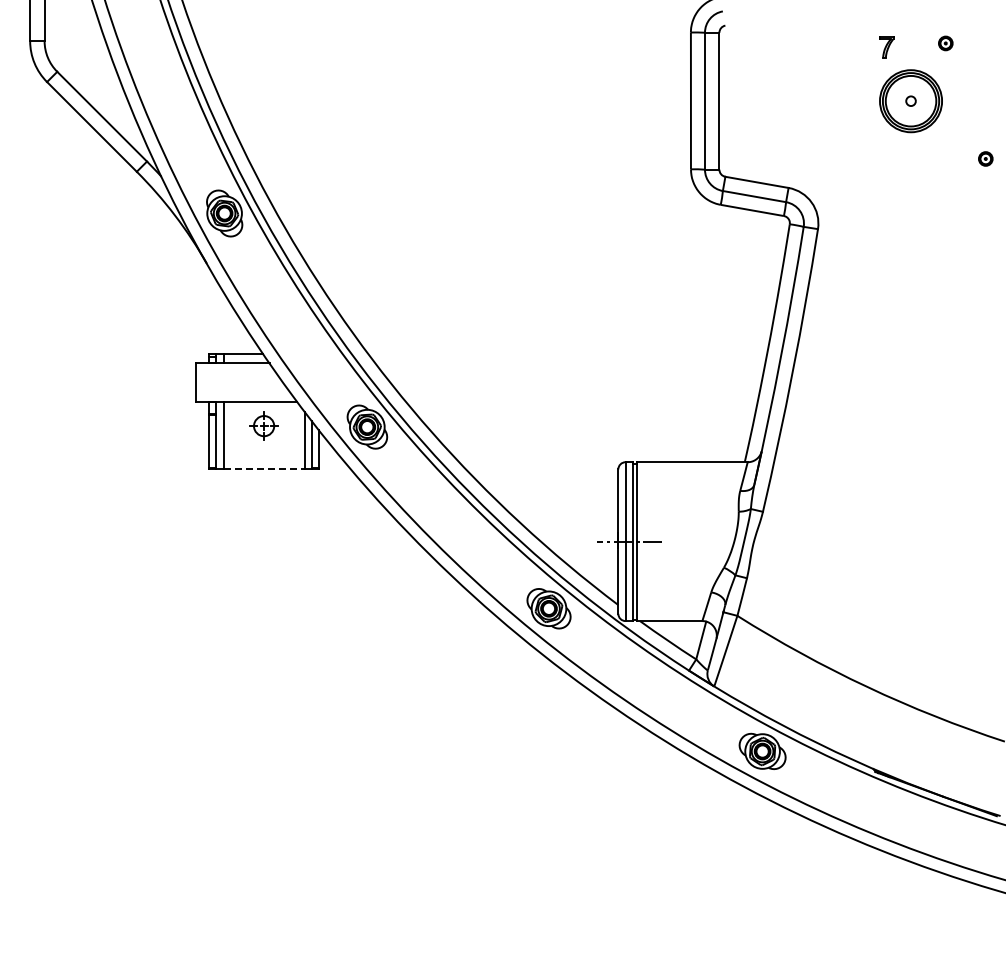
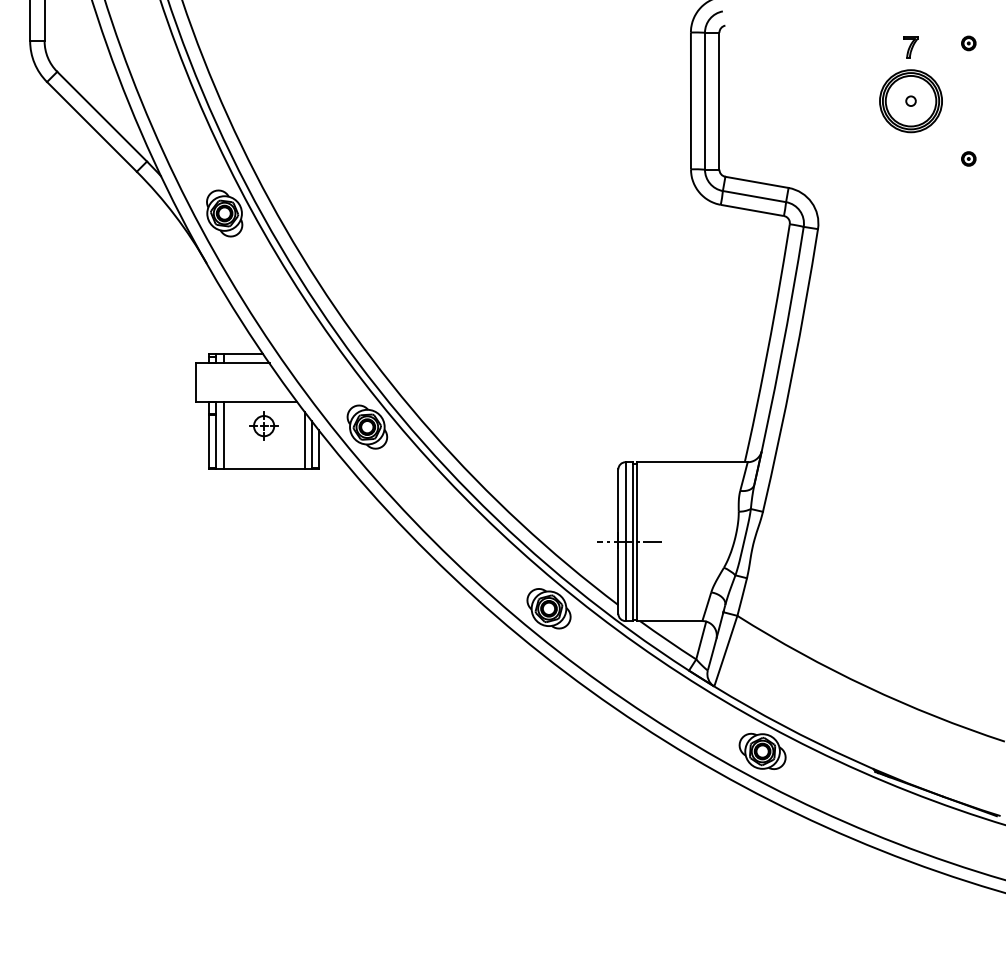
part position: (945, 43) -> (968, 43) (968, 43)
part position: (886, 47) -> (910, 47) (910, 47)
part position: (985, 158) -> (968, 158) (968, 158)
line: dashed -> solid (264, 469)
